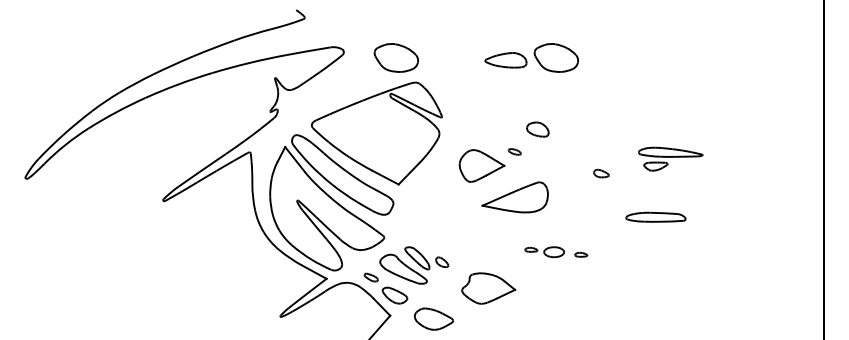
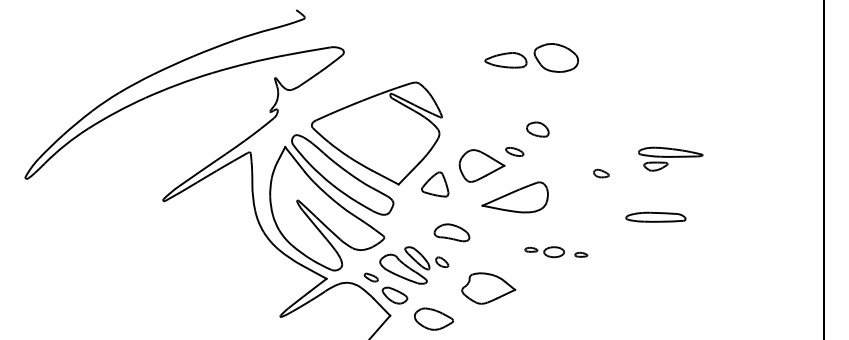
part: present -> none (395, 57)
part size: 15x8 px -> 20x10 px (514, 151)
part: none -> present (435, 184)
part: none -> present (451, 232)
